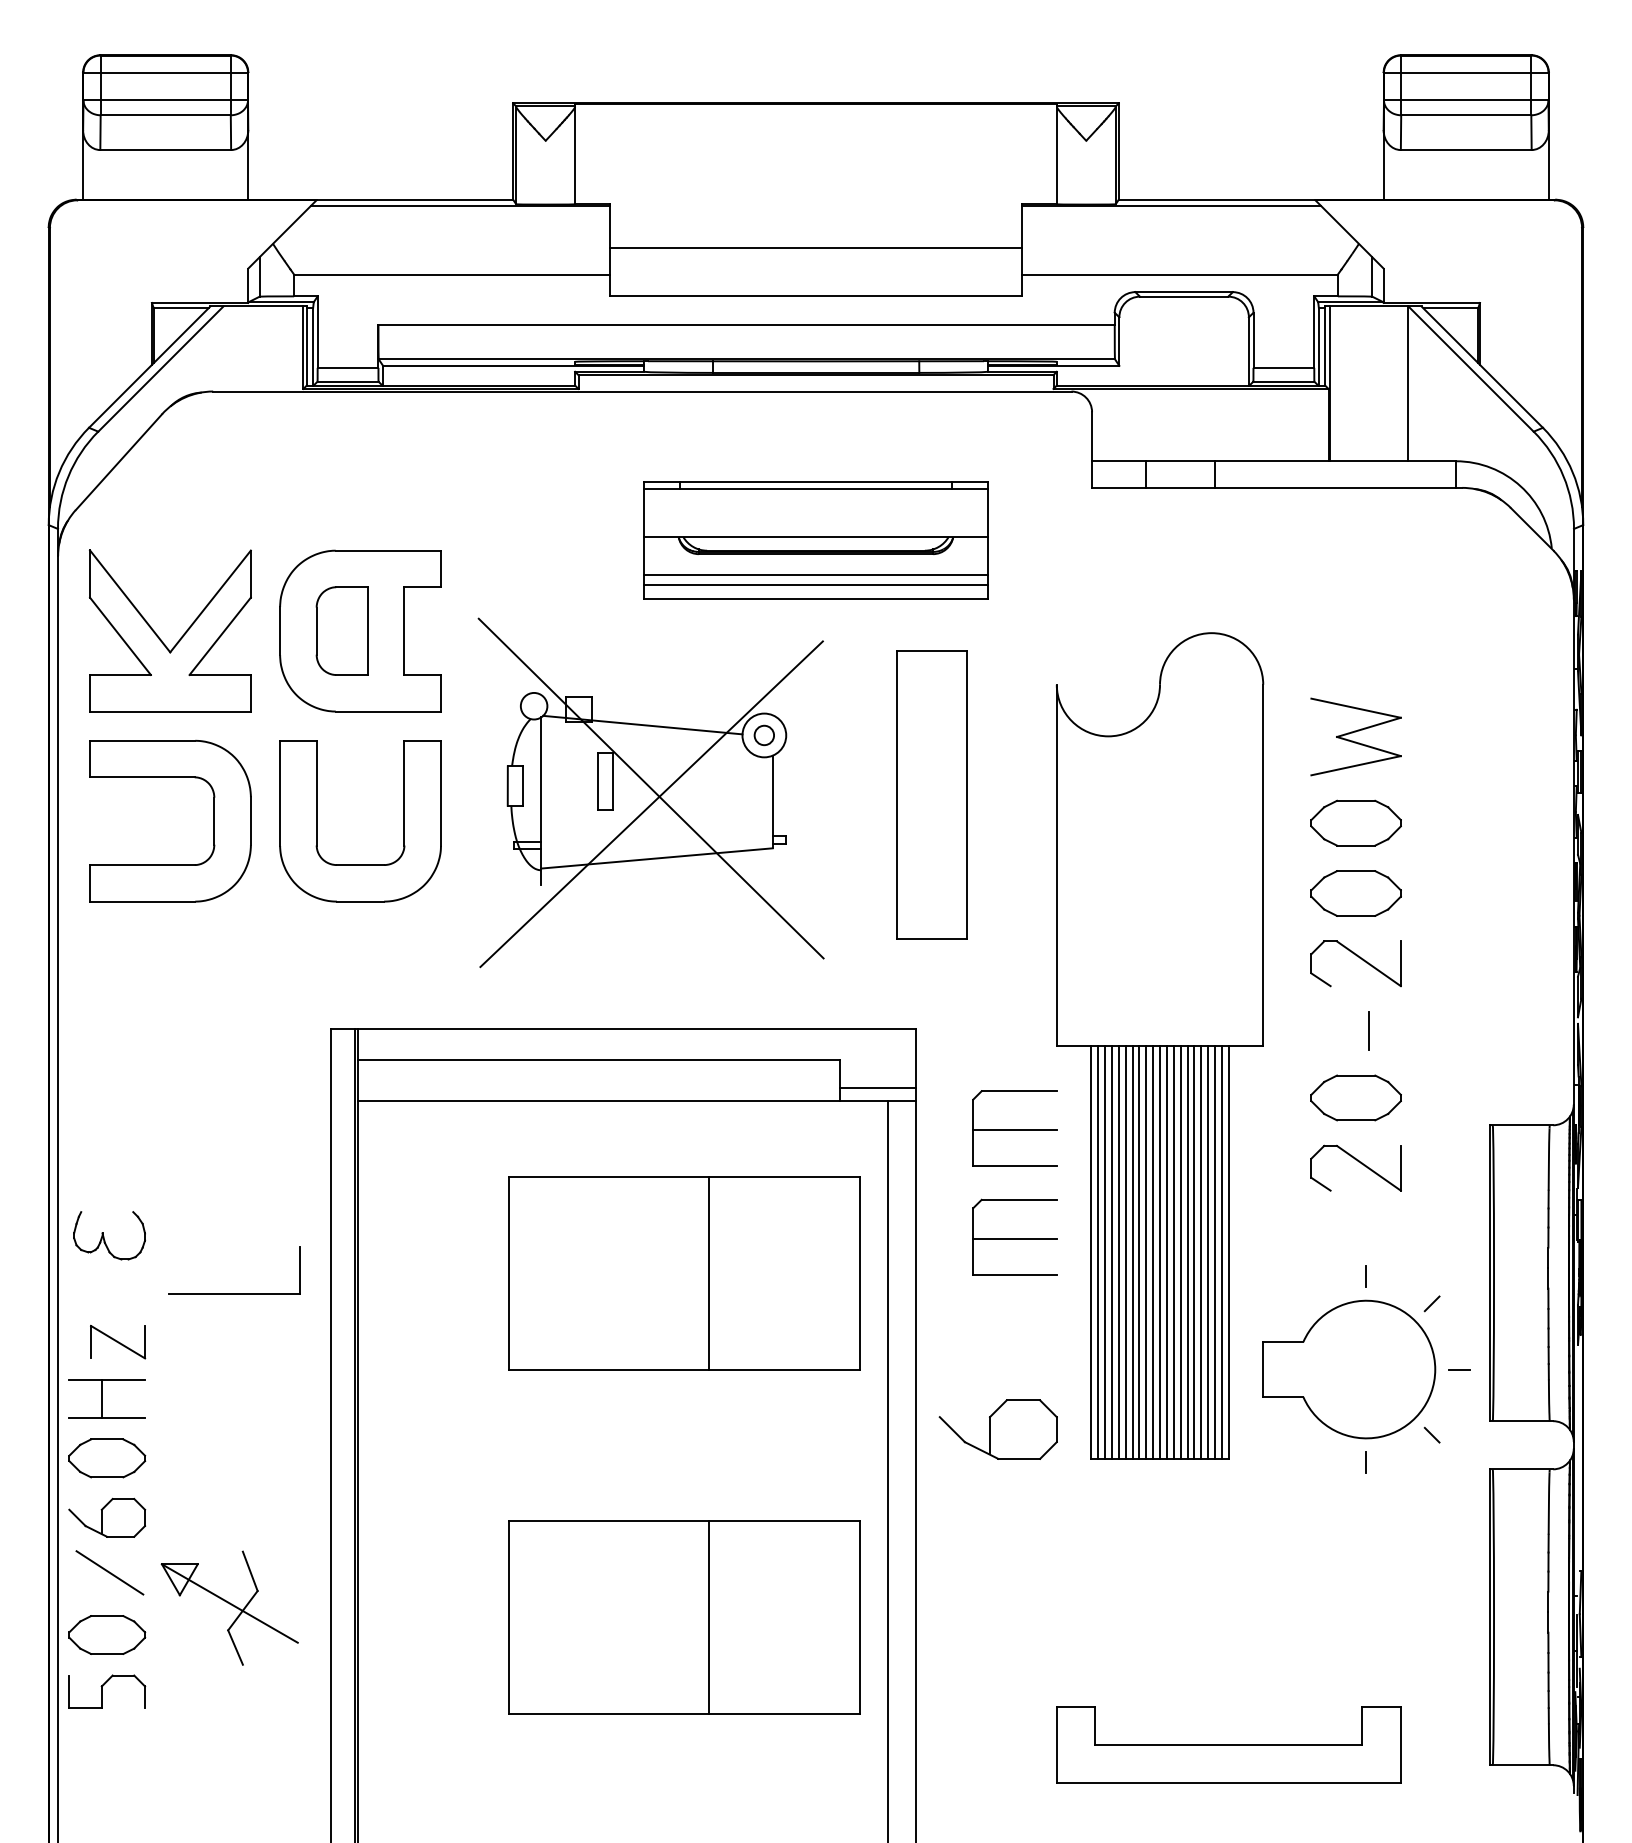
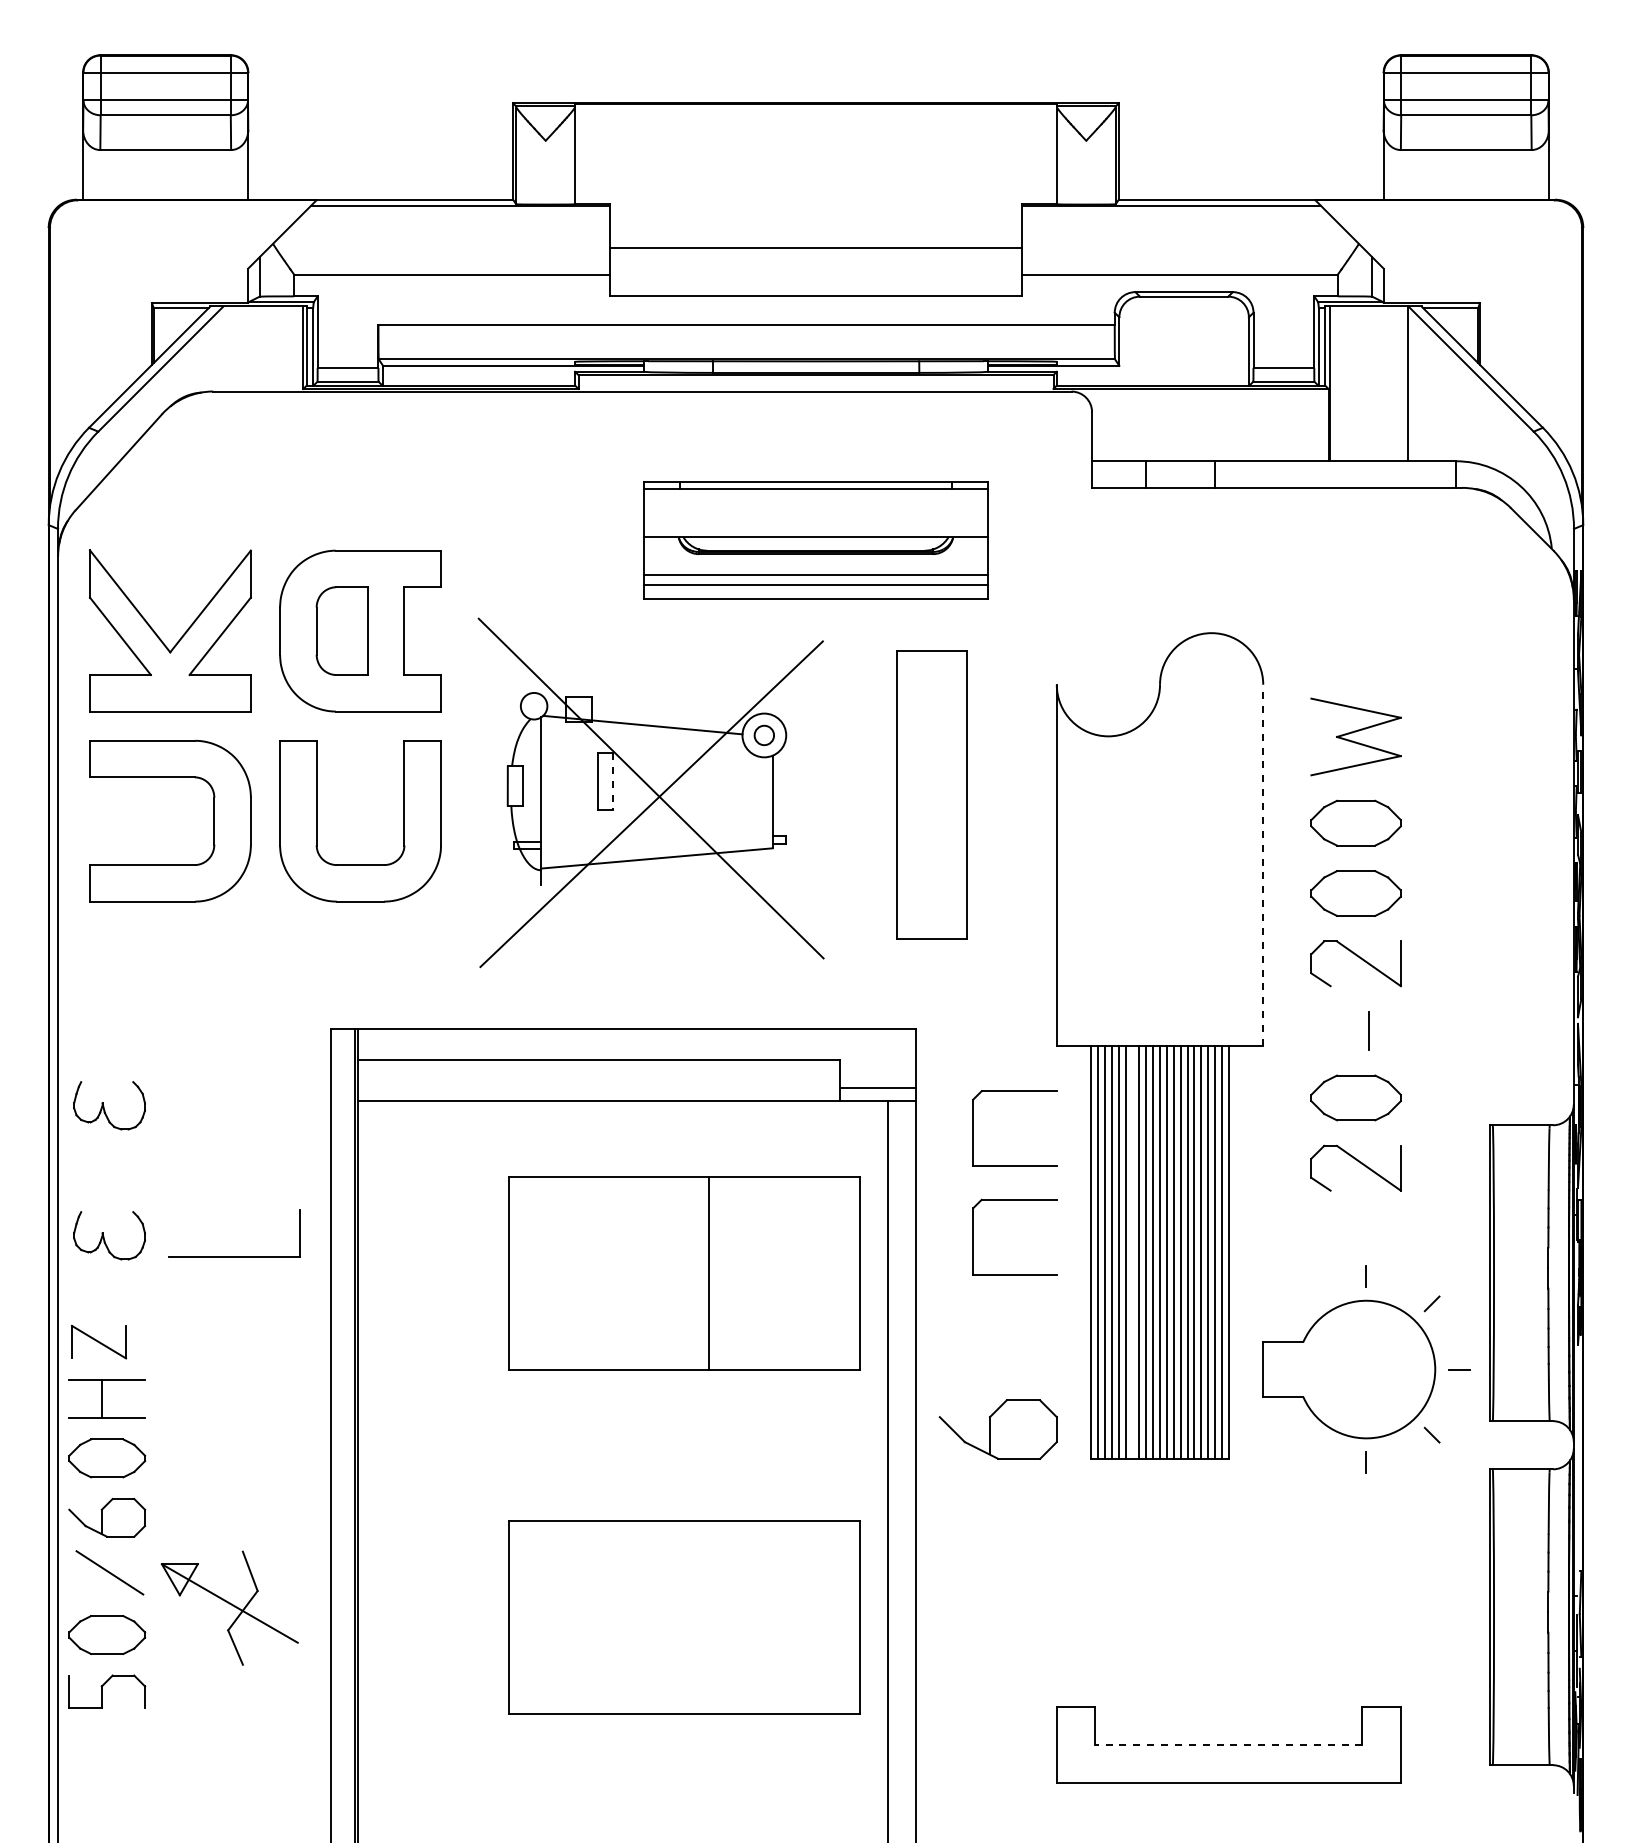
line: solid -> dashed (613, 781)
line: solid -> dashed (1263, 865)
part: none -> present (109, 1105)
line: present -> none (1014, 1130)
line: present -> none (1014, 1238)
line: present -> none (1132, 1252)
part position: (234, 1293) -> (234, 1256) (234, 1256)
part position: (118, 1341) -> (99, 1341) (99, 1341)
line: present -> none (708, 1616)
line: solid -> dashed (1228, 1744)
